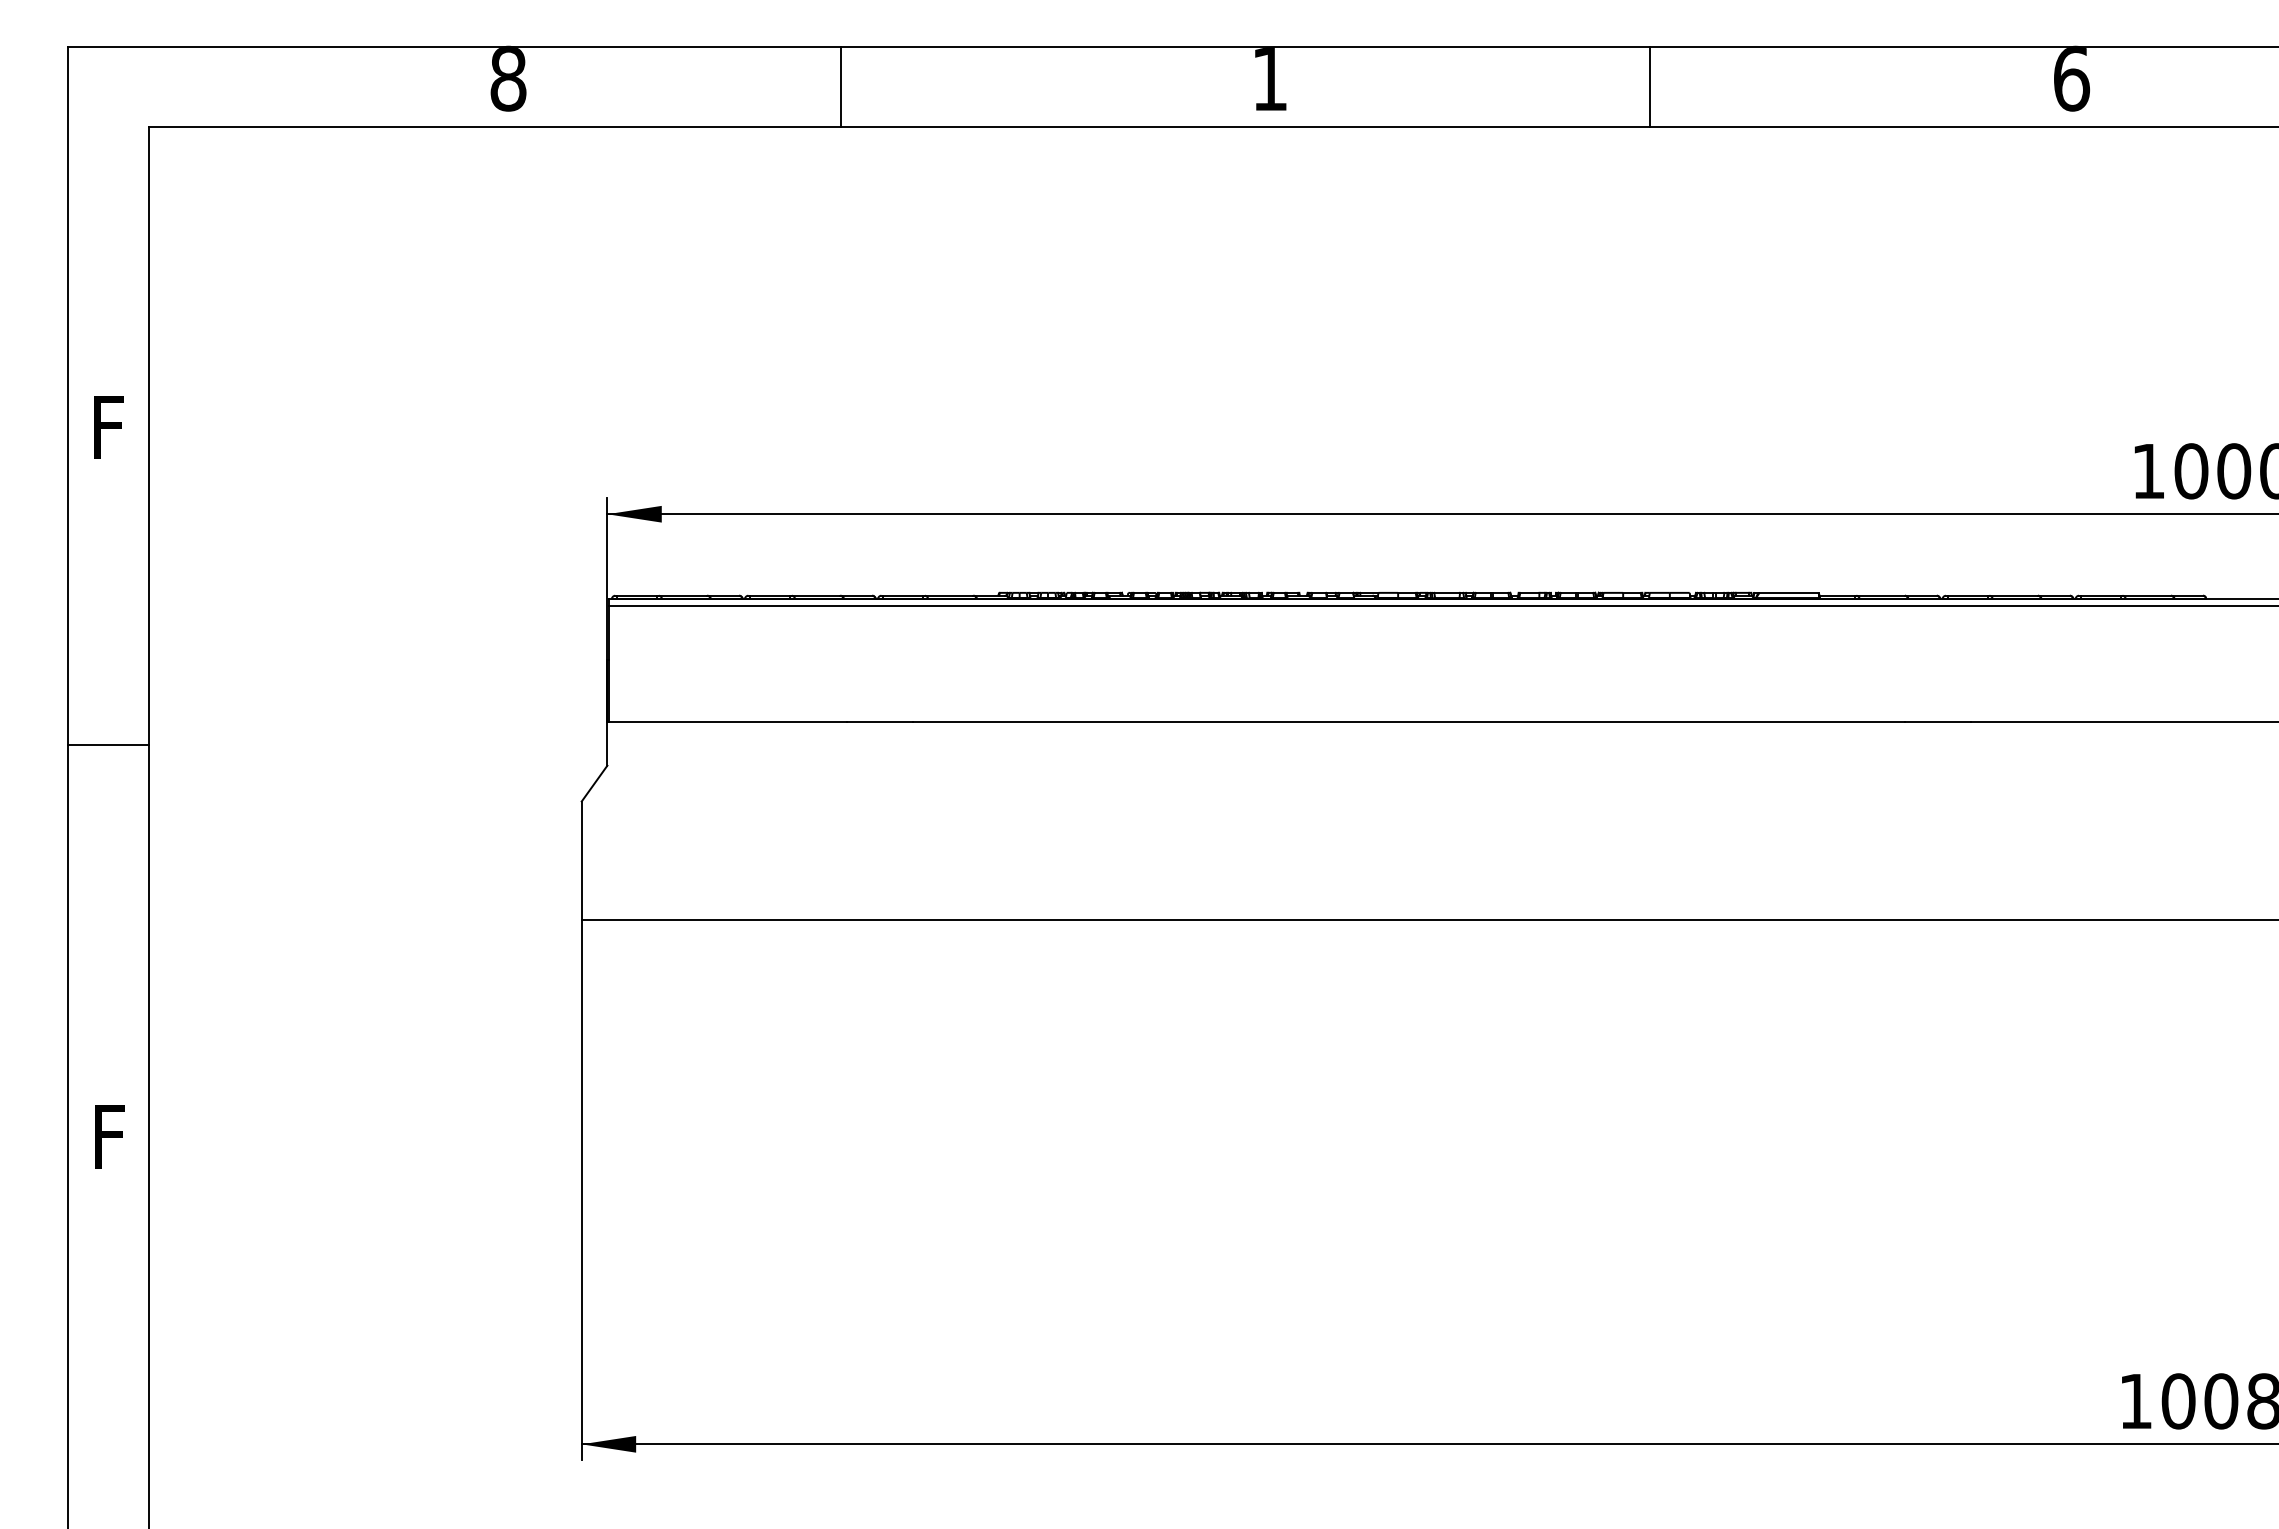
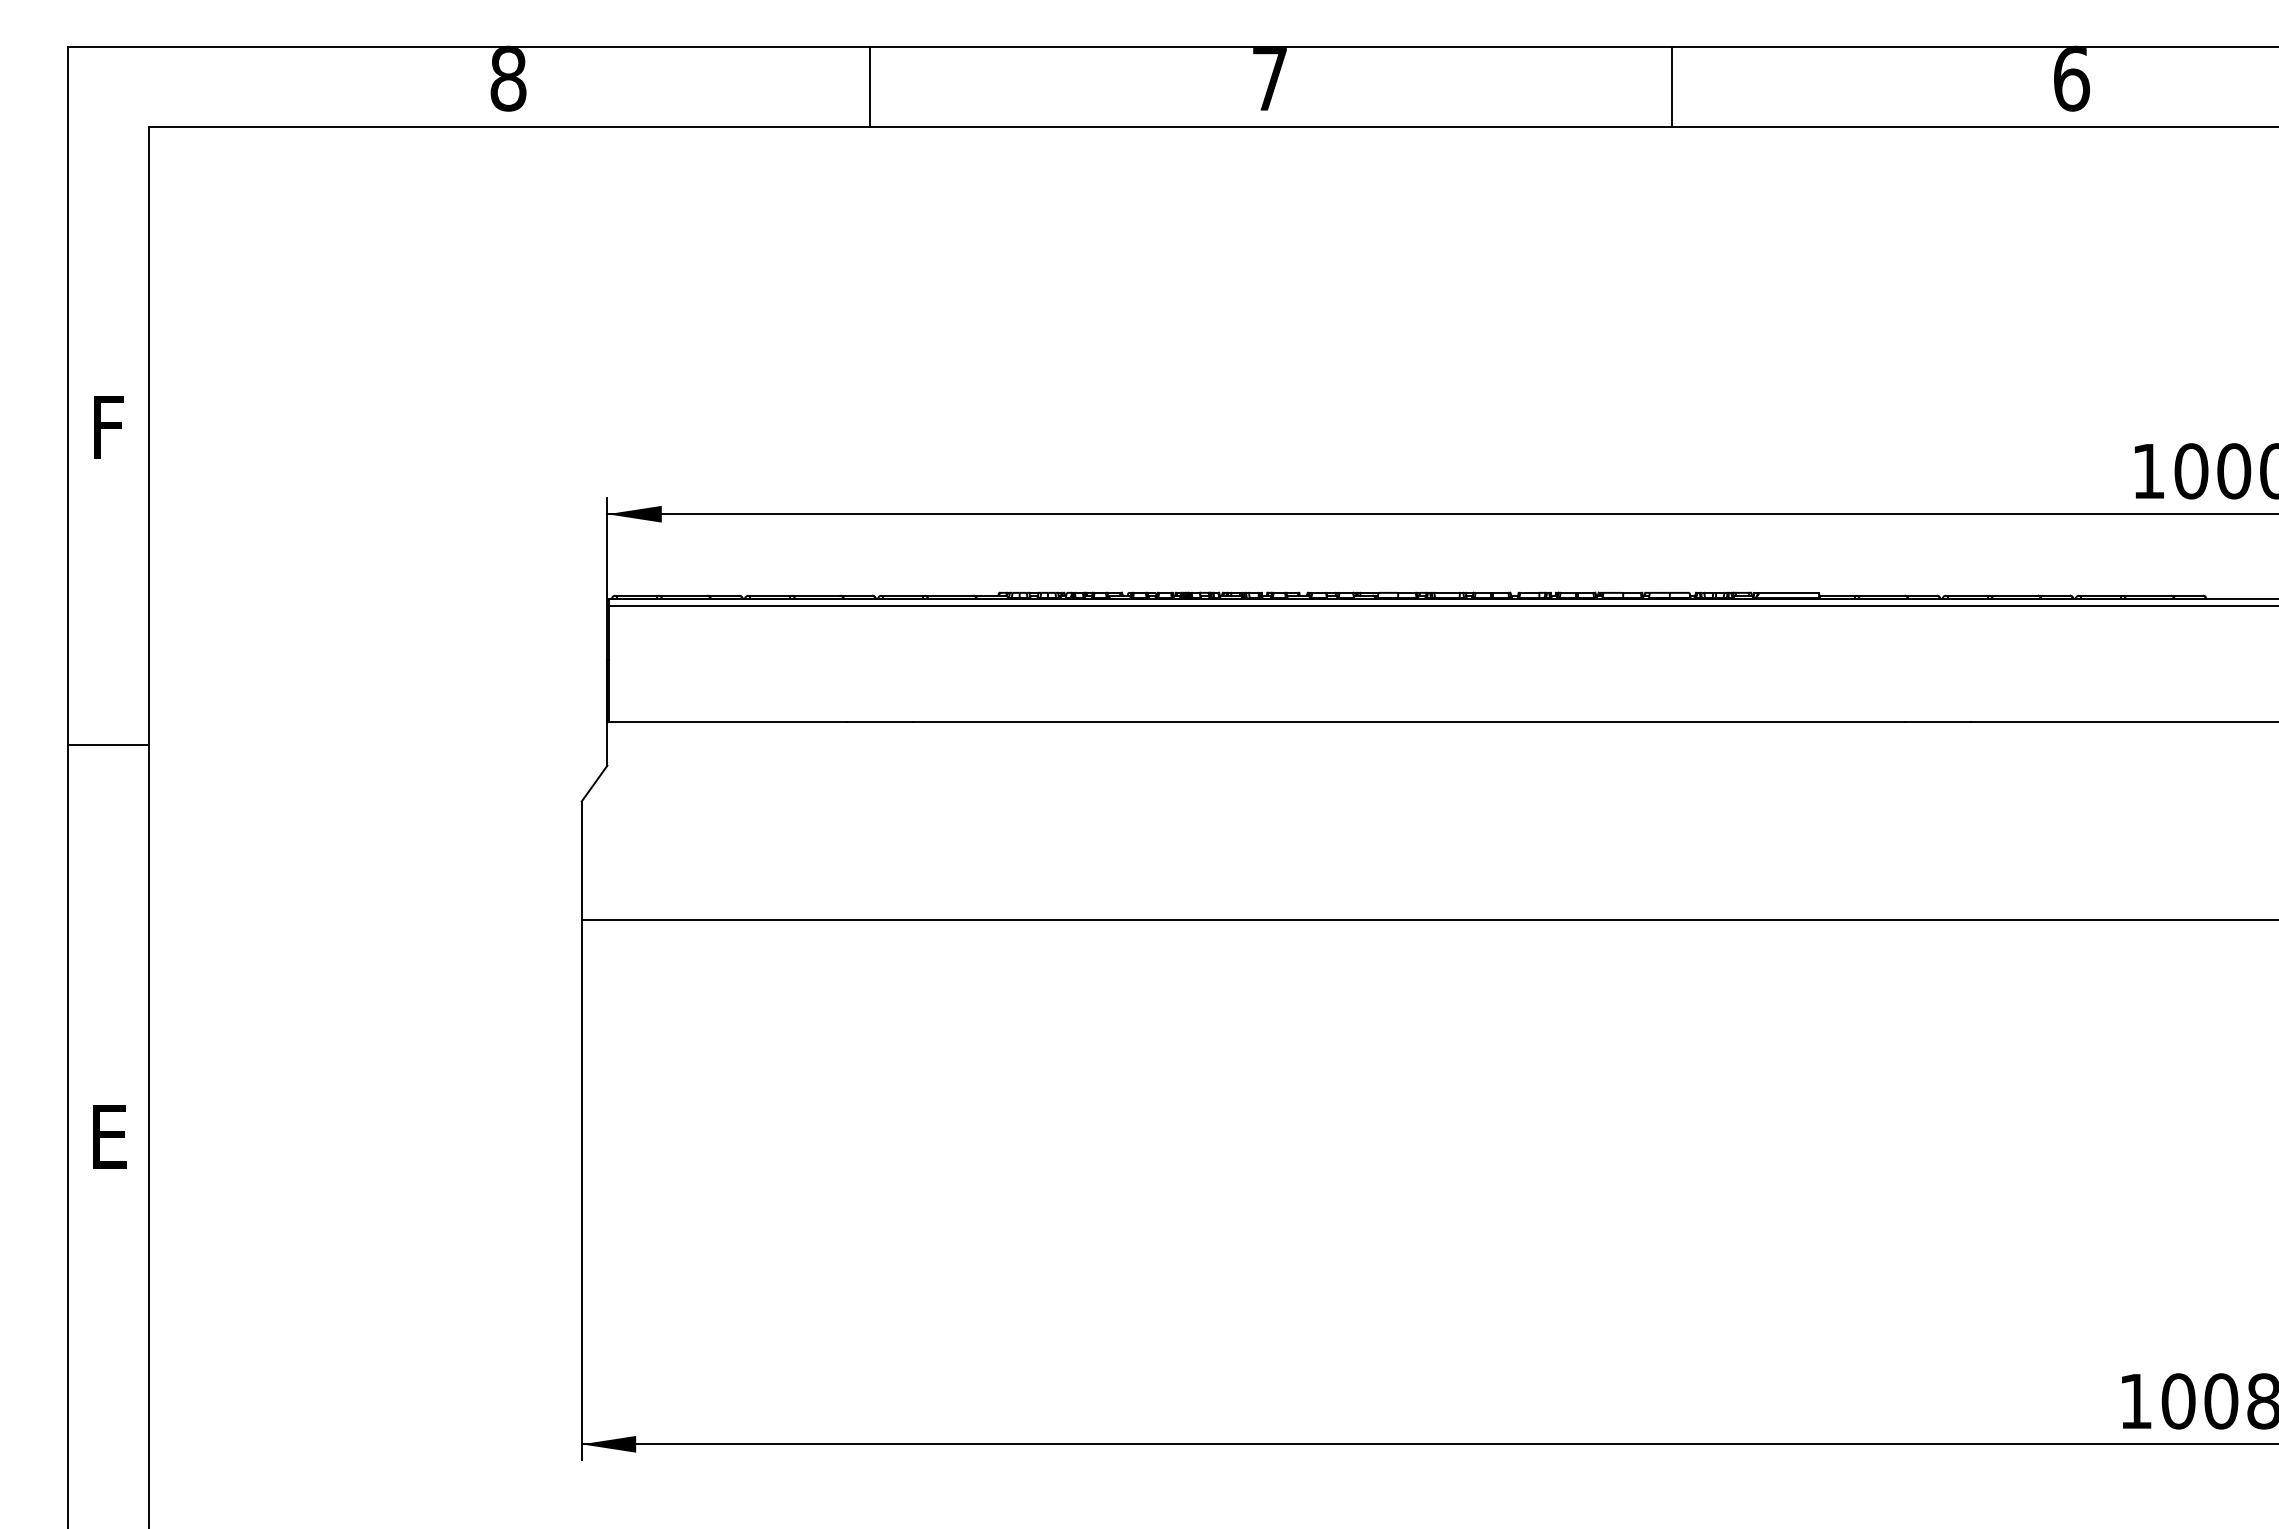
text: 1 -> 7 (1269, 79)
line position: (840, 87) -> (869, 87) (869, 87)
line position: (1649, 87) -> (1671, 87) (1671, 87)
text: F -> E (109, 1136)
